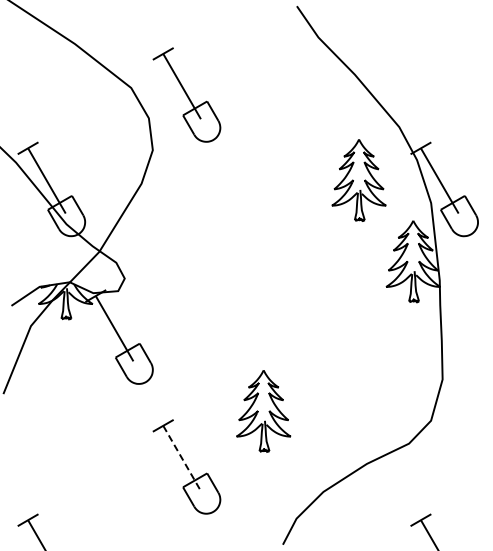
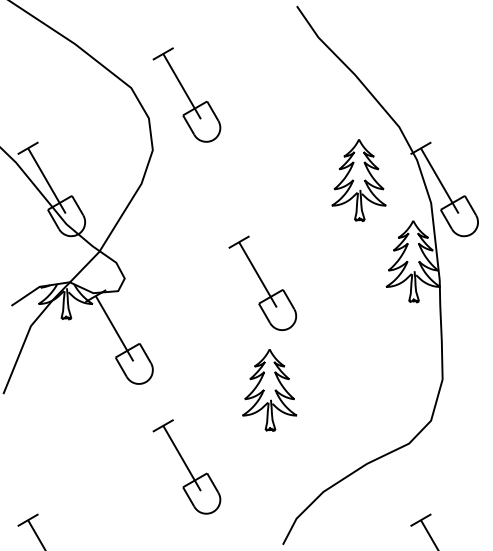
part: none -> present (262, 282)
part position: (263, 411) -> (269, 390) (269, 390)
line: dashed -> solid (182, 458)
